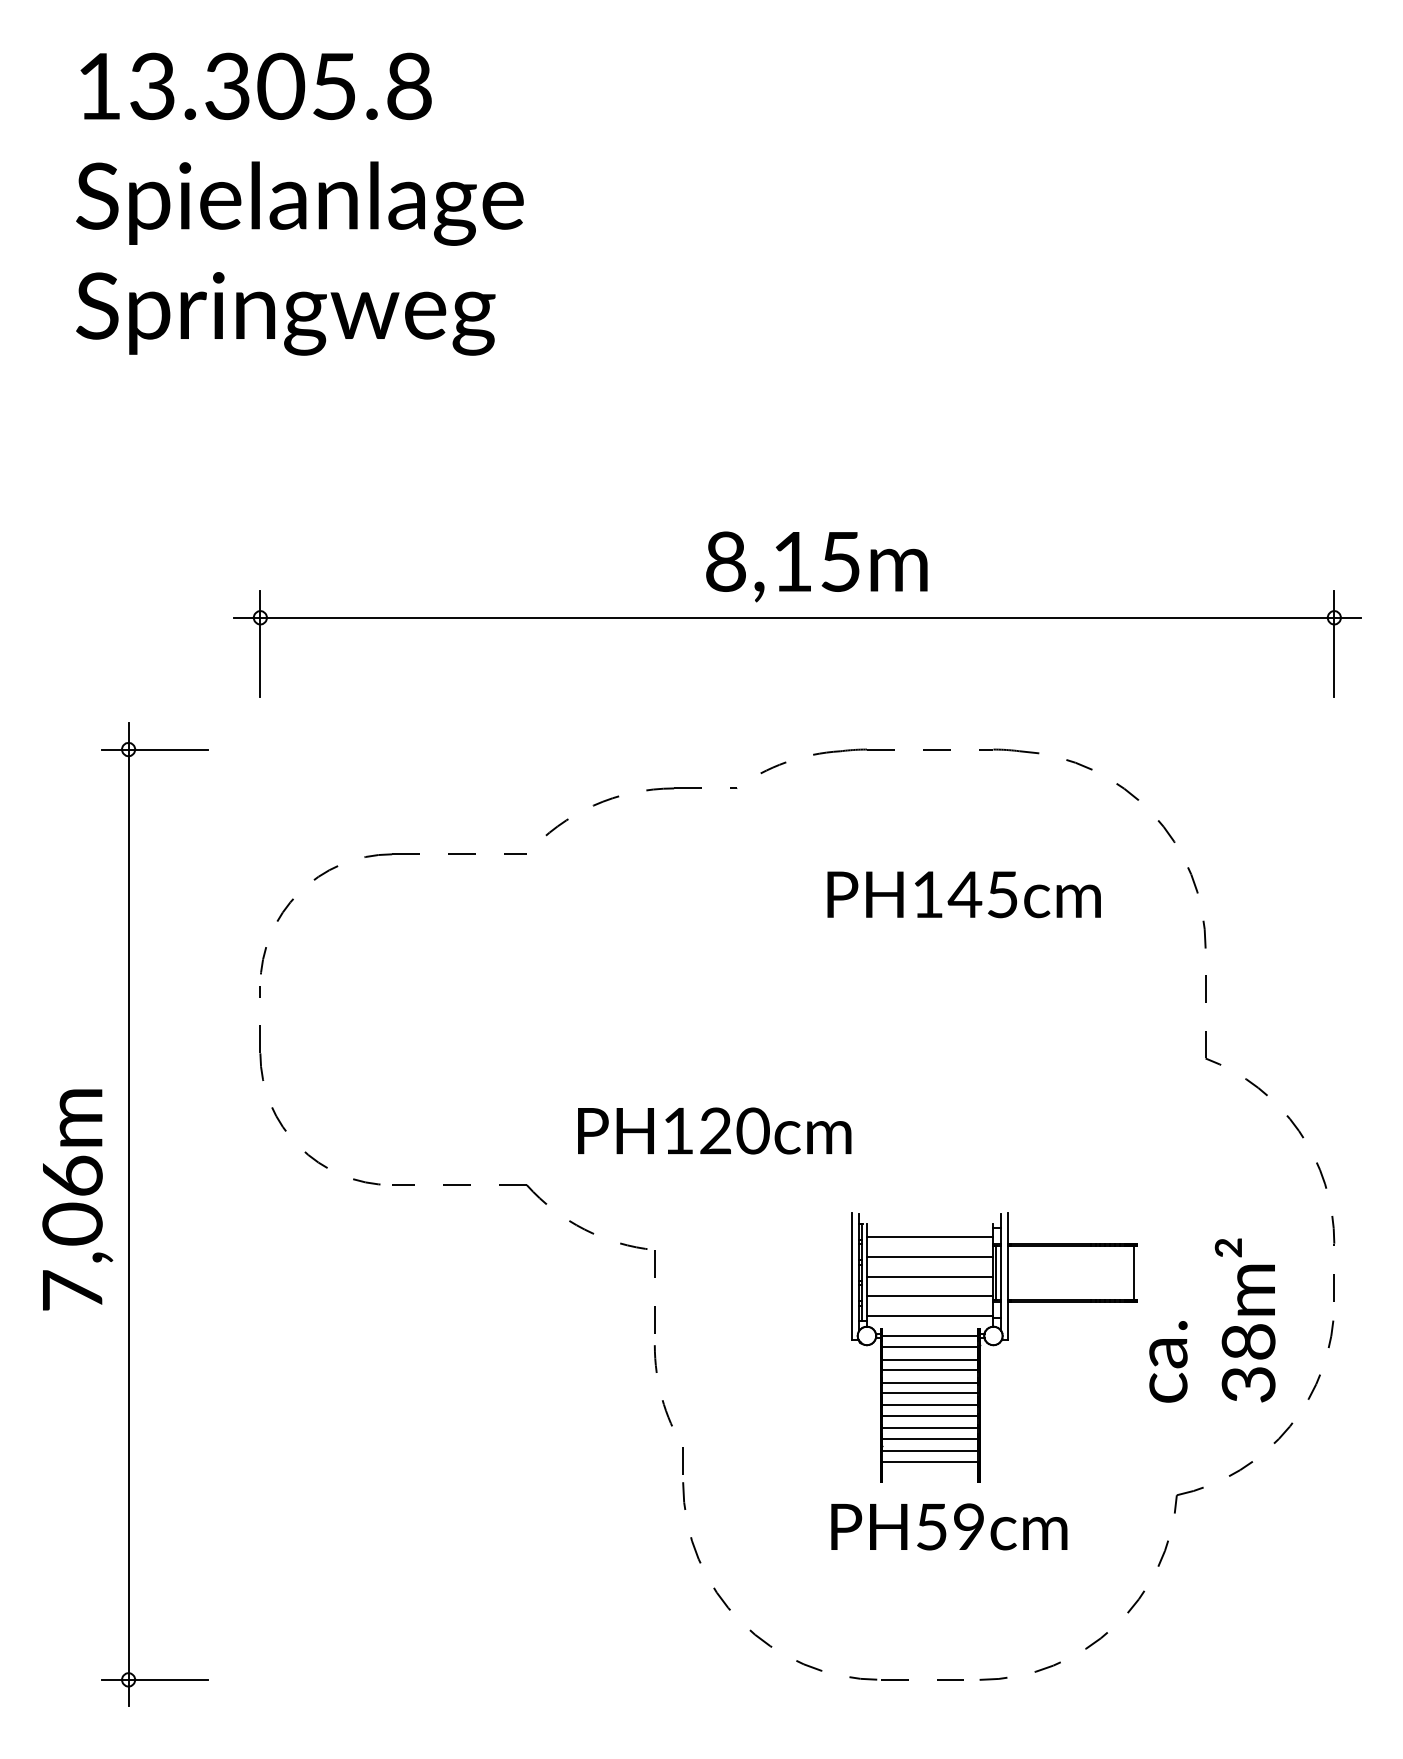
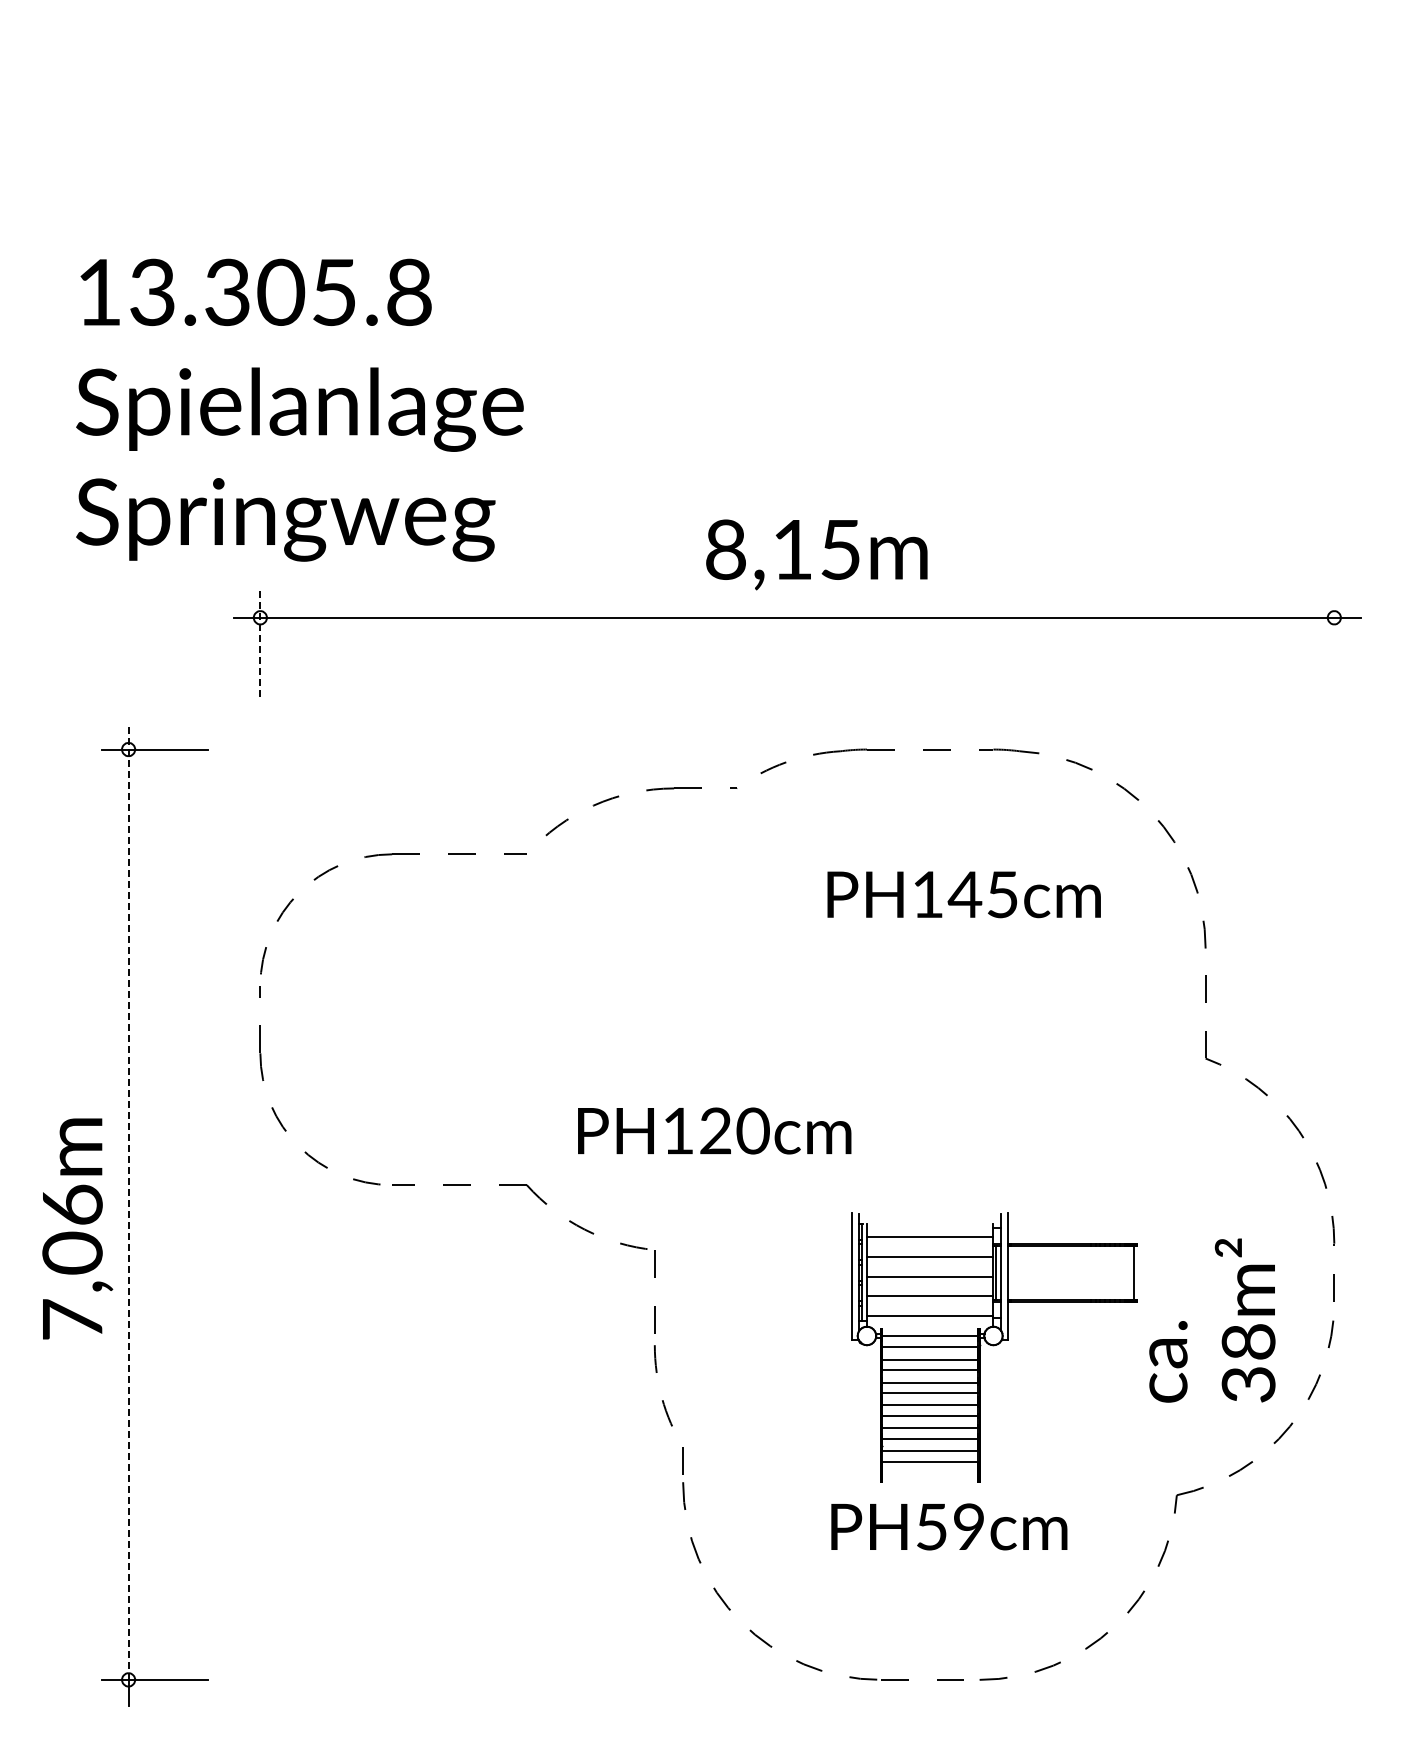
text position: (299, 203) -> (299, 409) (299, 409)
text position: (816, 566) -> (816, 554) (816, 554)
line: present -> none (1334, 643)
line: solid -> dashed (260, 644)
text position: (77, 1199) -> (77, 1228) (77, 1228)
line: solid -> dashed (128, 1201)
